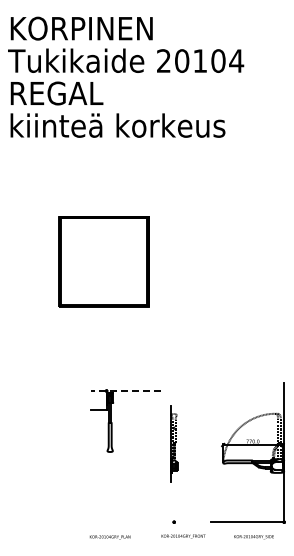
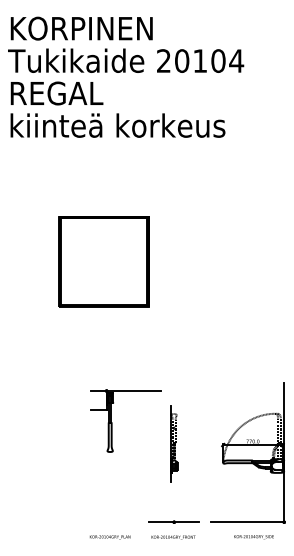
line: dashed -> solid (125, 391)
line: none -> present (174, 522)
text position: (183, 536) -> (173, 537) (173, 537)
